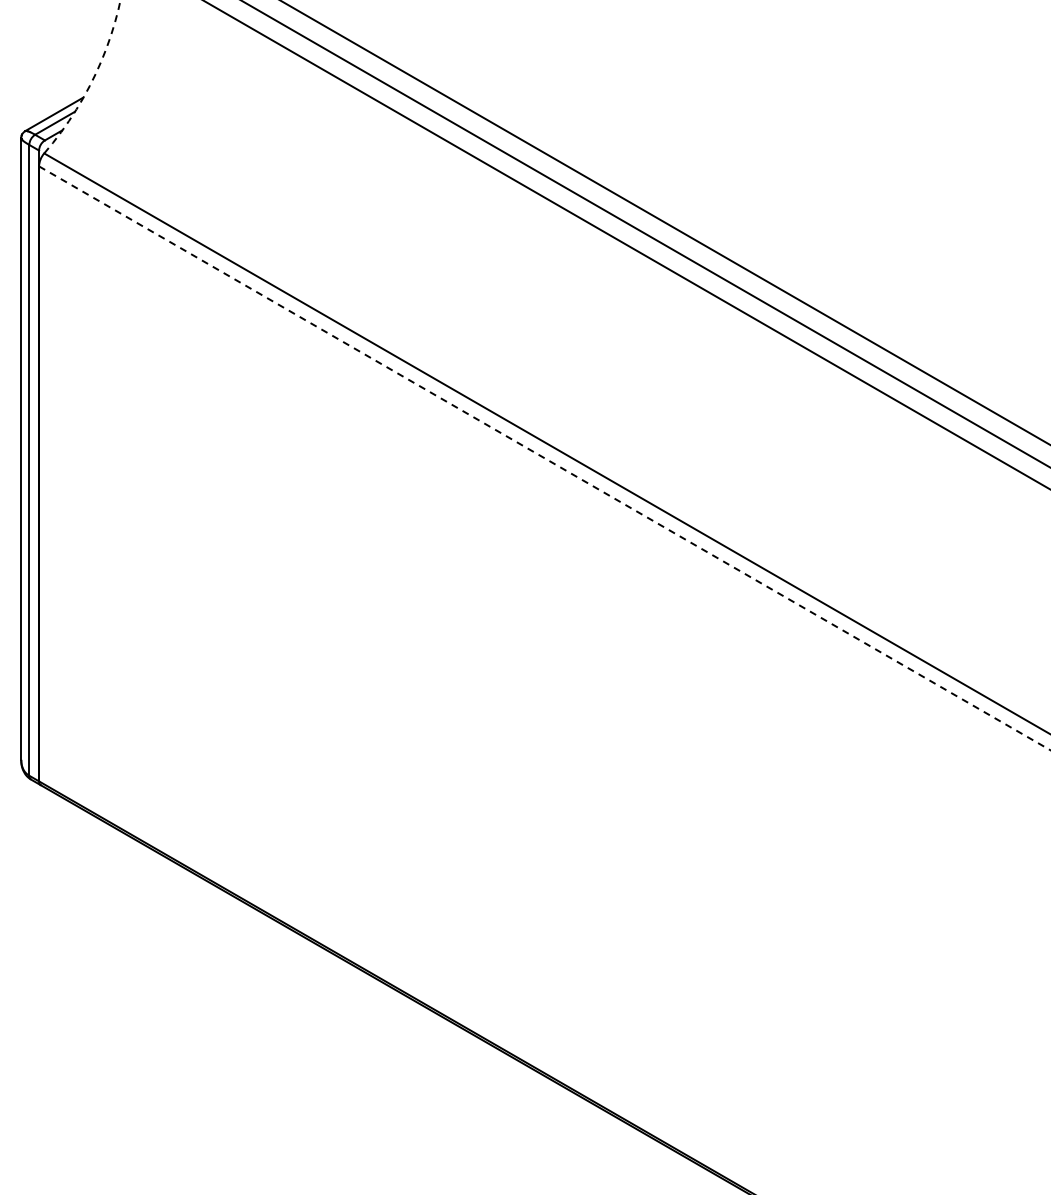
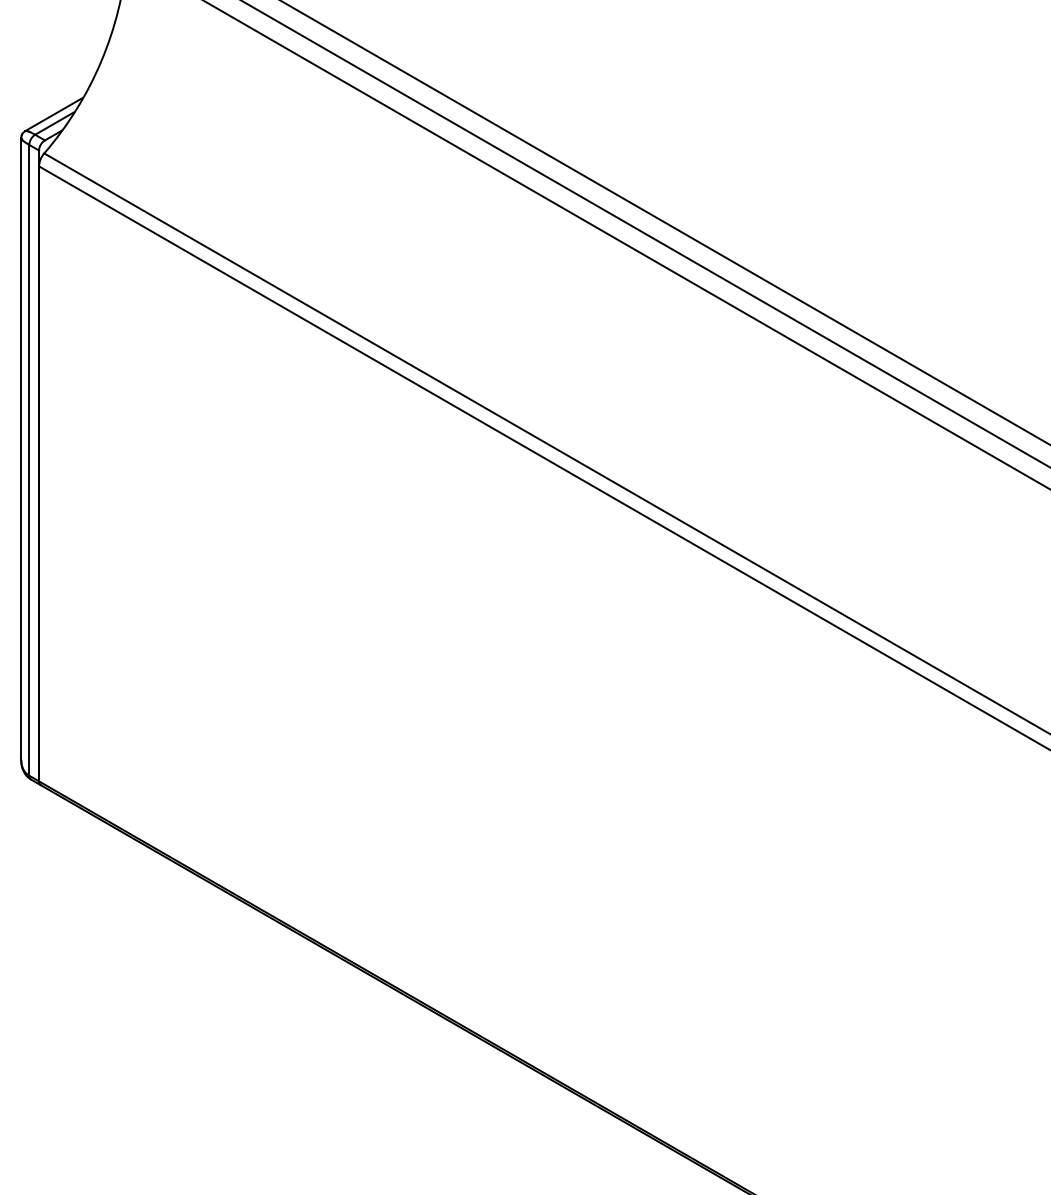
arc: dashed -> solid (91, 81)
line: dashed -> solid (544, 458)
